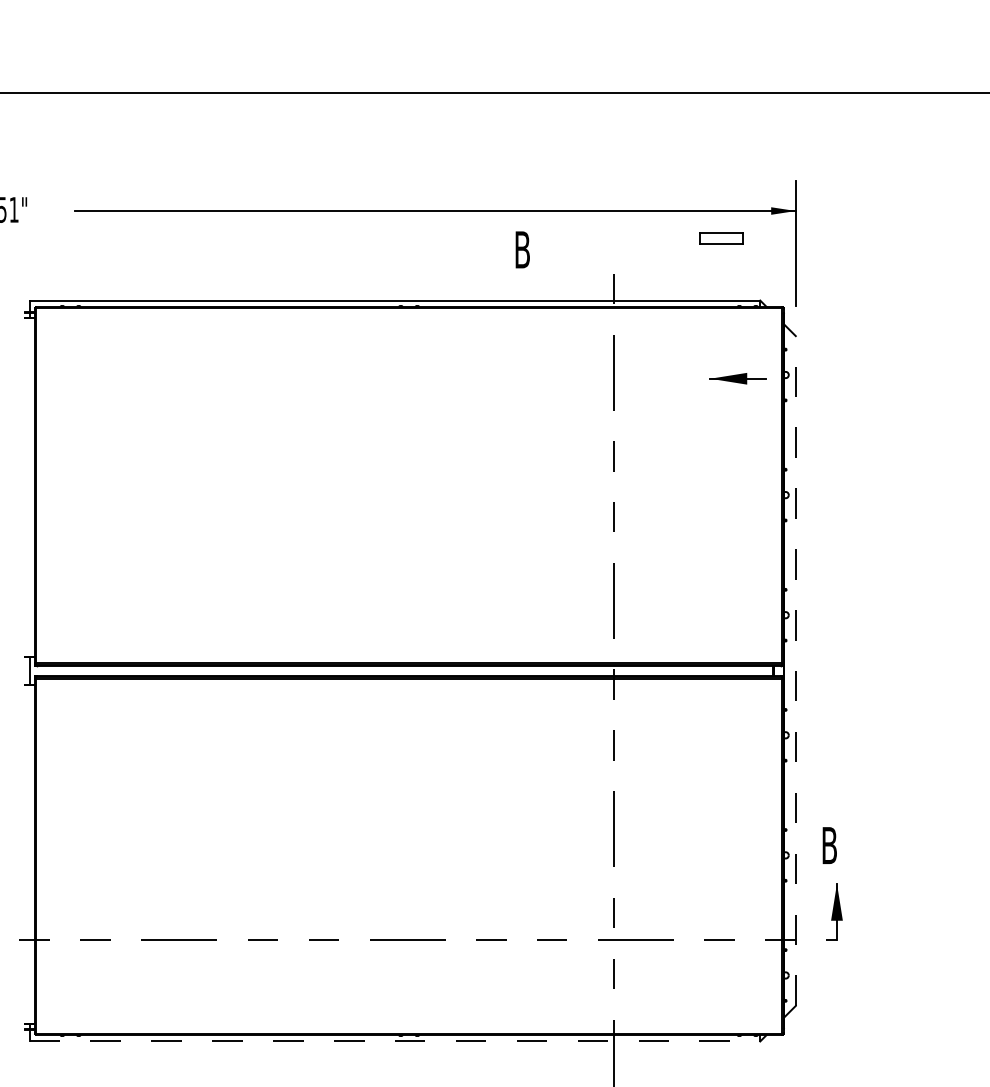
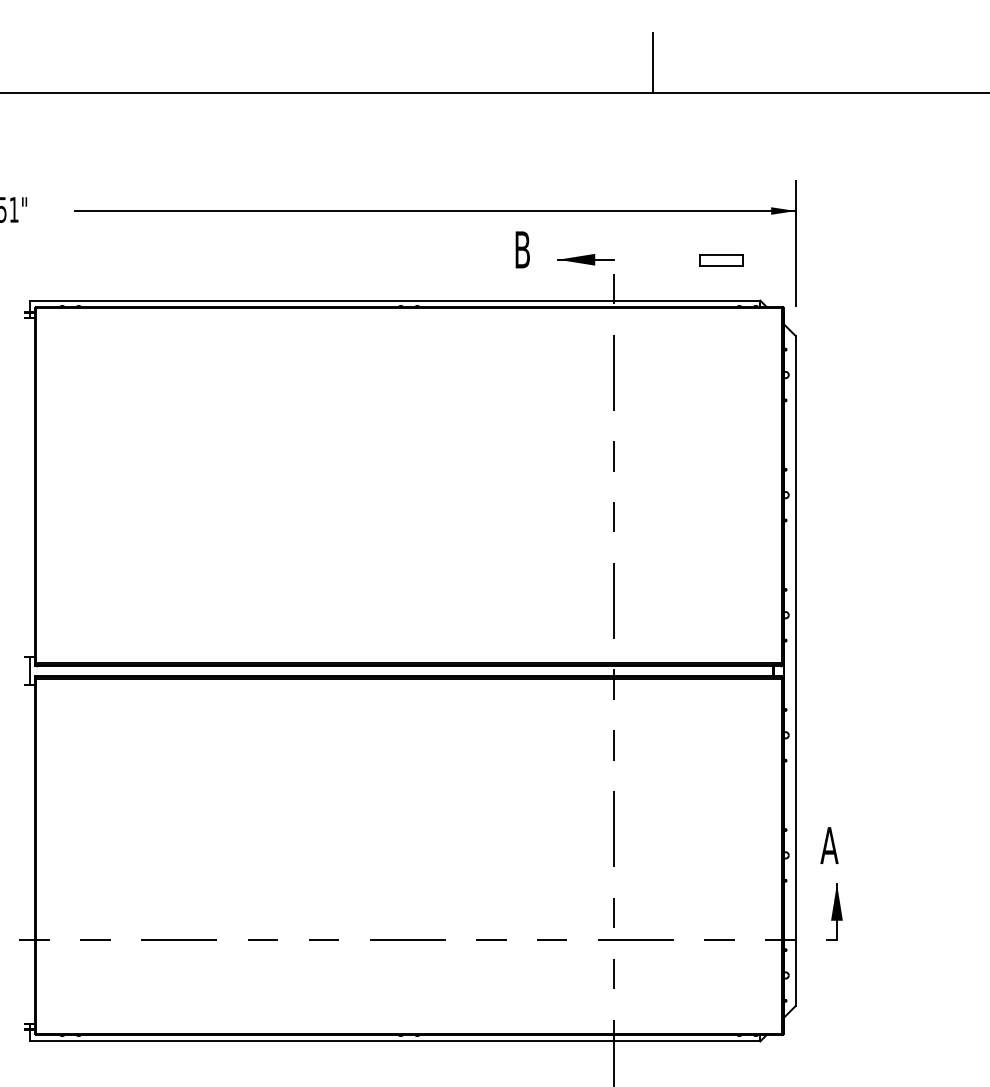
line: none -> present (653, 62)
part position: (721, 238) -> (721, 260) (721, 260)
part position: (737, 378) -> (585, 259) (585, 259)
line: dashed -> solid (795, 671)
text: B -> A (829, 845)
line: dashed -> solid (395, 1041)
